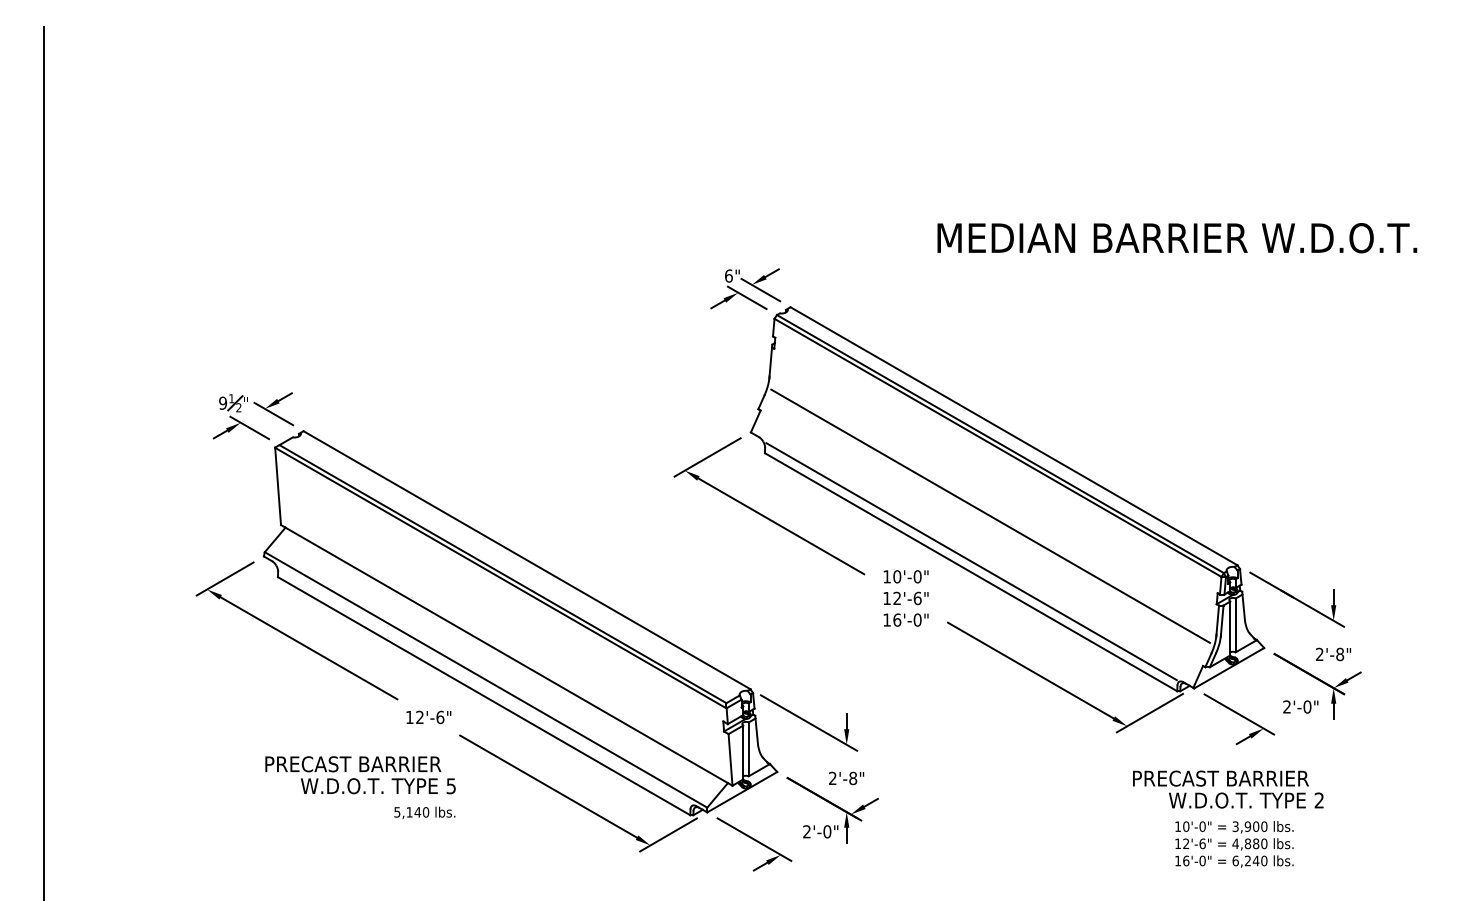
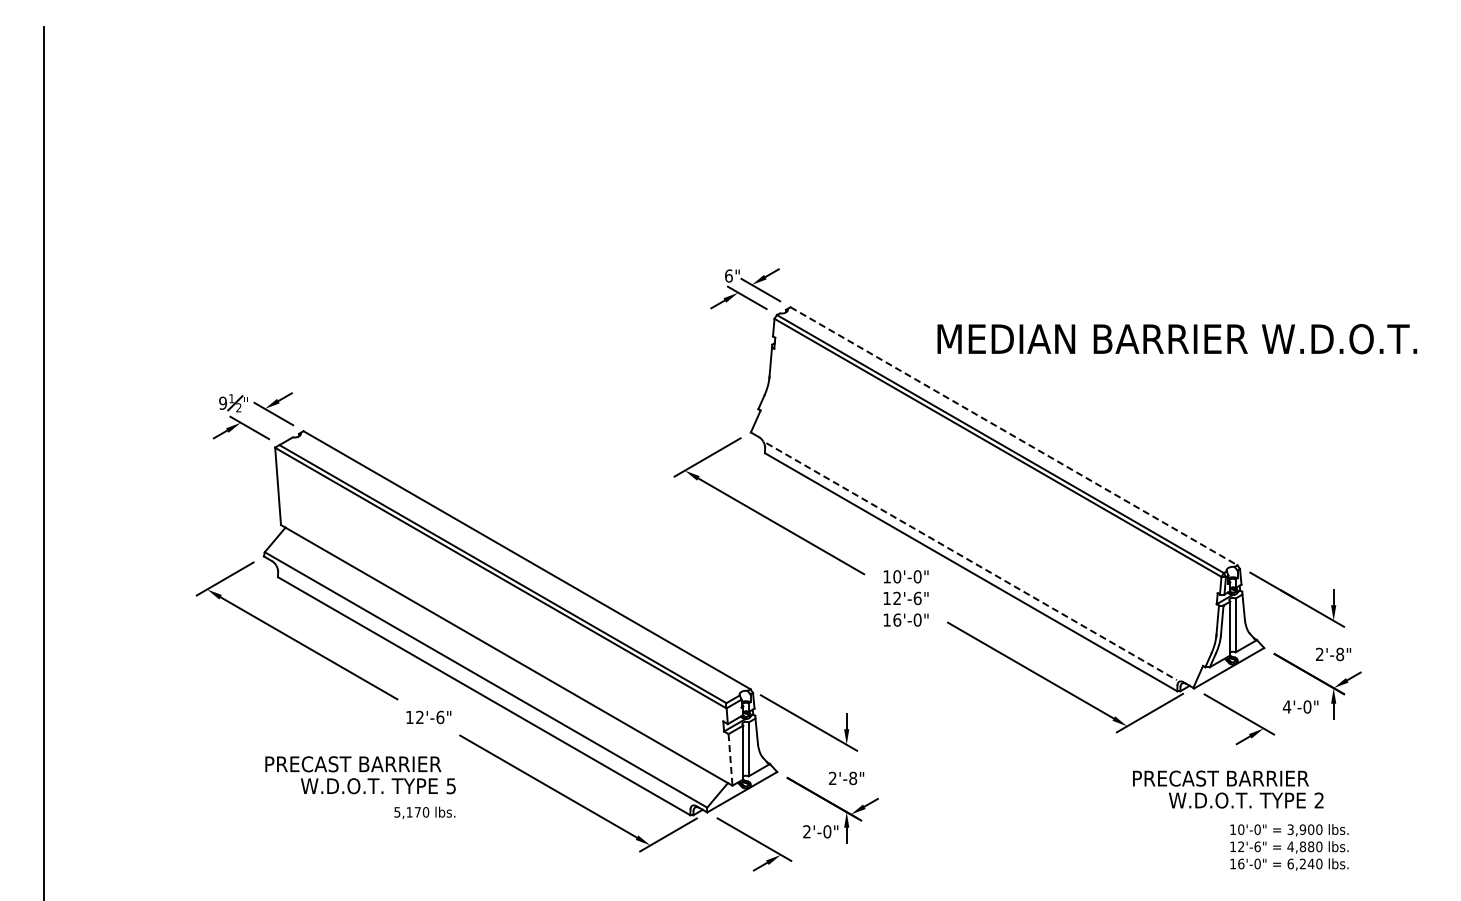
text position: (1177, 238) -> (1177, 339) (1177, 339)
line: solid -> dashed (1014, 436)
line: present -> none (990, 515)
line: solid -> dashed (971, 561)
text: 2'-0" -> 4'-0" (1286, 706)
line: solid -> dashed (730, 759)
text: 5,140 -> 5,170 (417, 812)
text position: (1234, 844) -> (1289, 847) (1289, 847)
